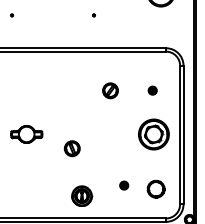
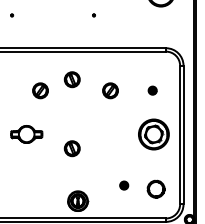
part: none -> present (71, 79)
part: none -> present (40, 90)
part position: (82, 195) -> (78, 200) (78, 200)
